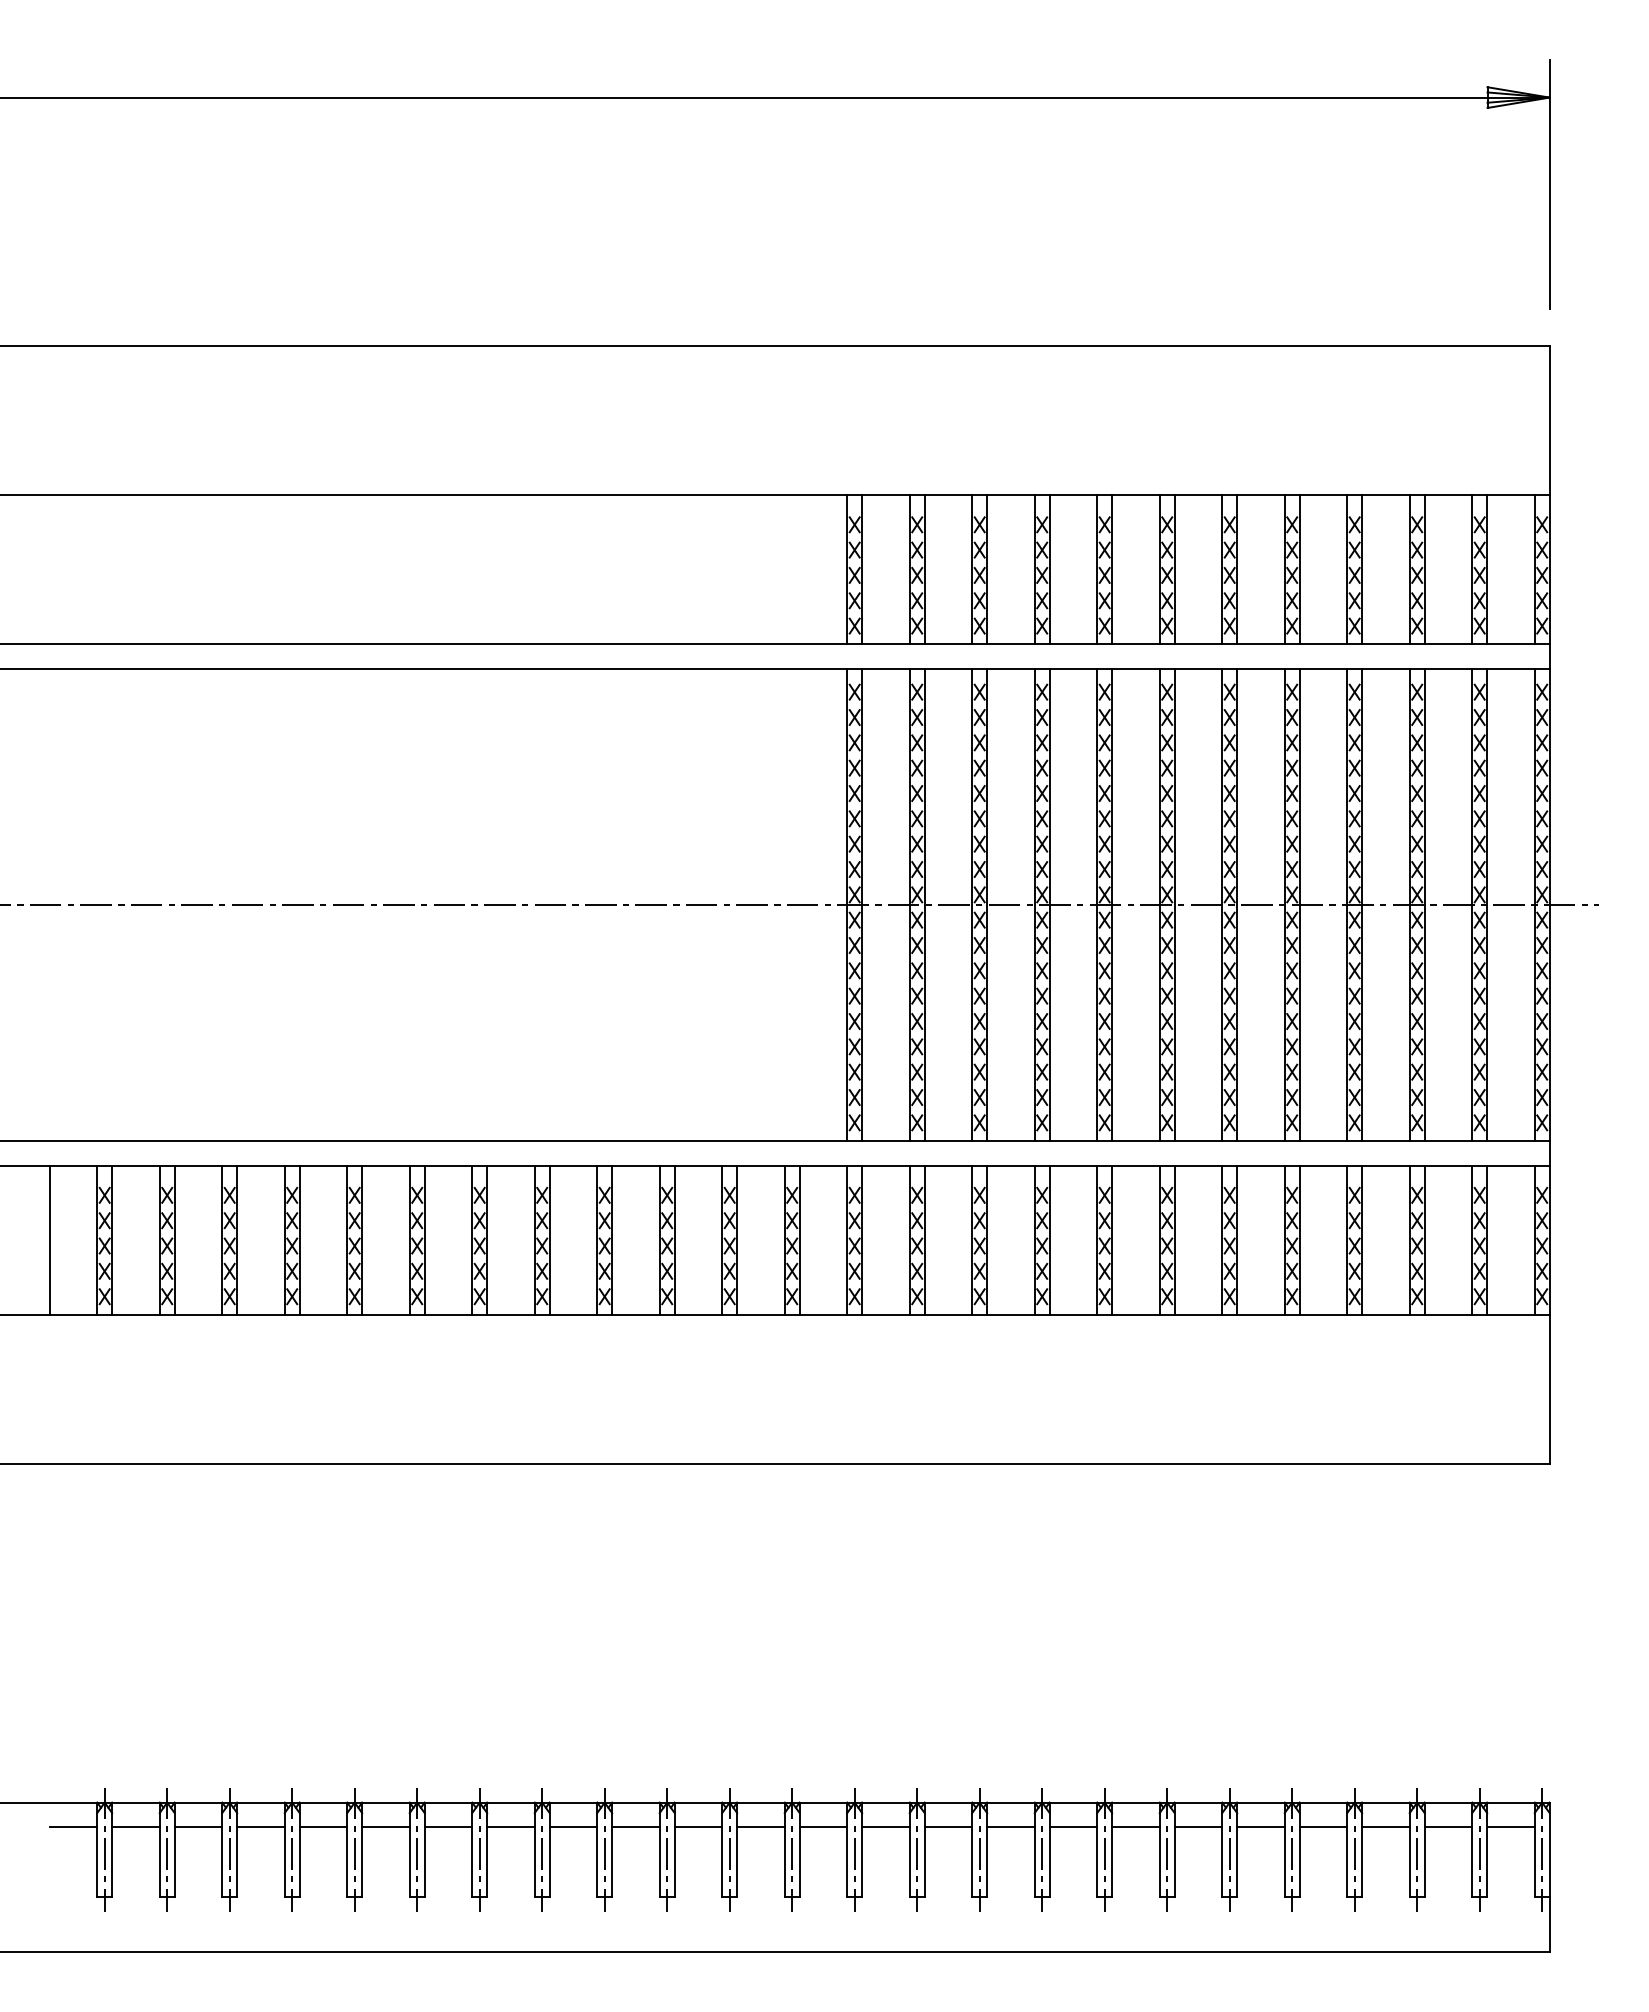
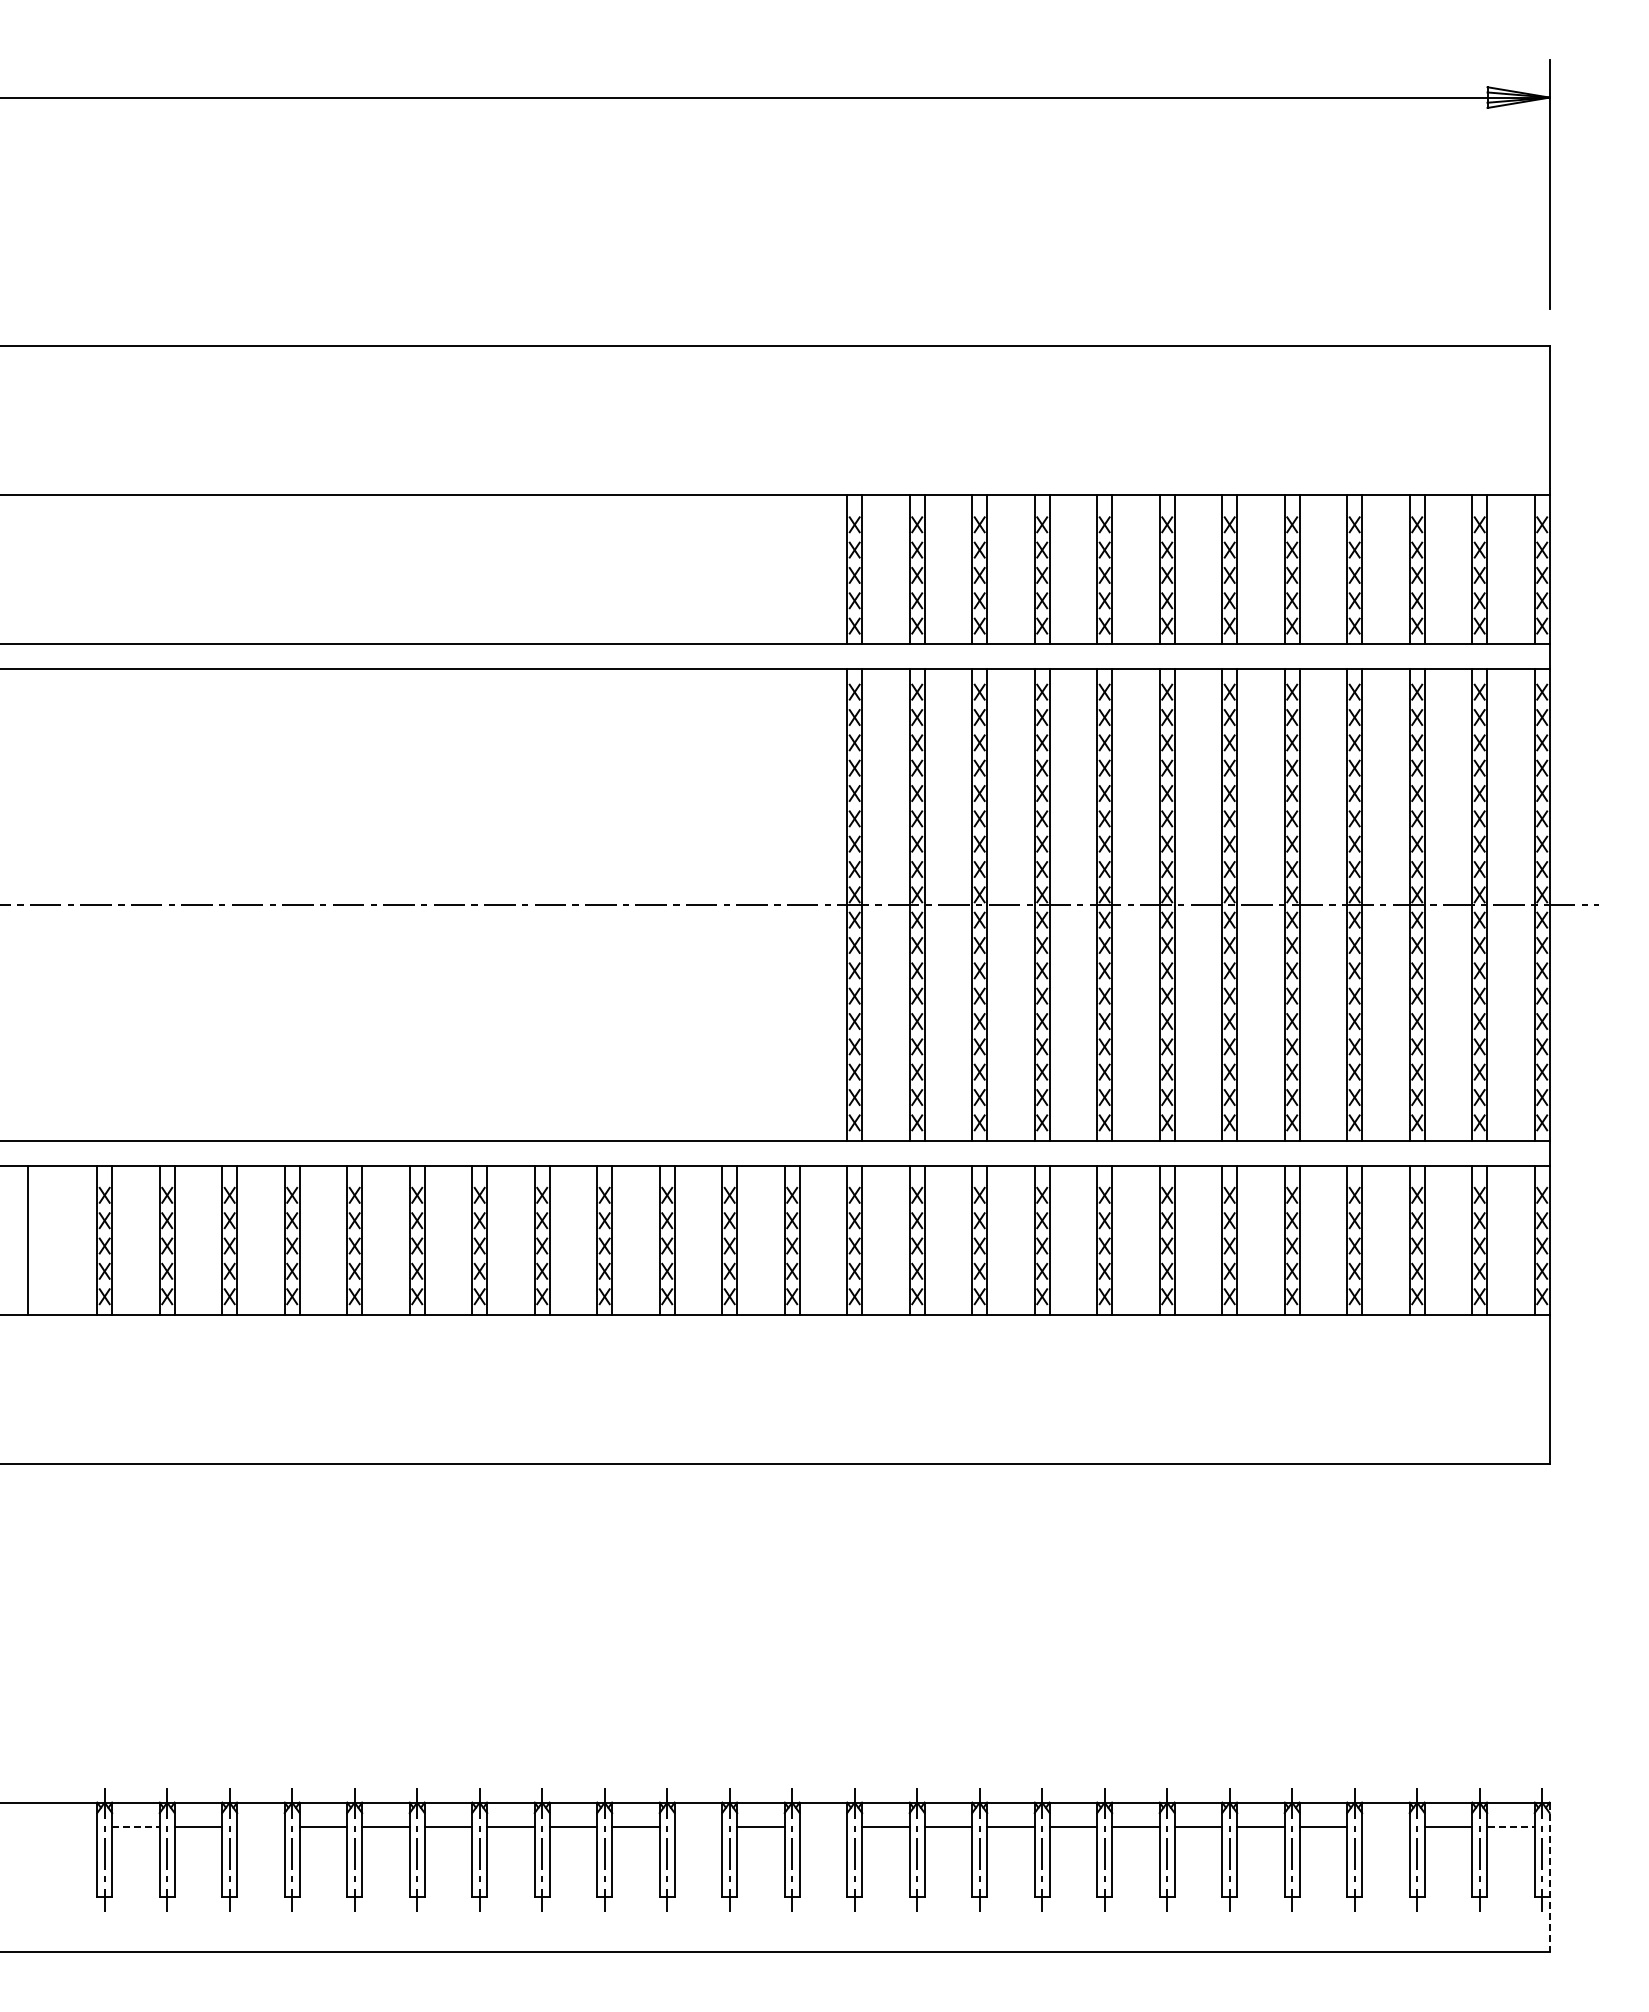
line position: (49, 1239) -> (27, 1239) (27, 1239)
line: present -> none (73, 1827)
line: solid -> dashed (135, 1827)
line: present -> none (260, 1827)
line: present -> none (698, 1827)
line: present -> none (823, 1827)
line: present -> none (1385, 1827)
line: solid -> dashed (1511, 1827)
line: solid -> dashed (1549, 1877)
